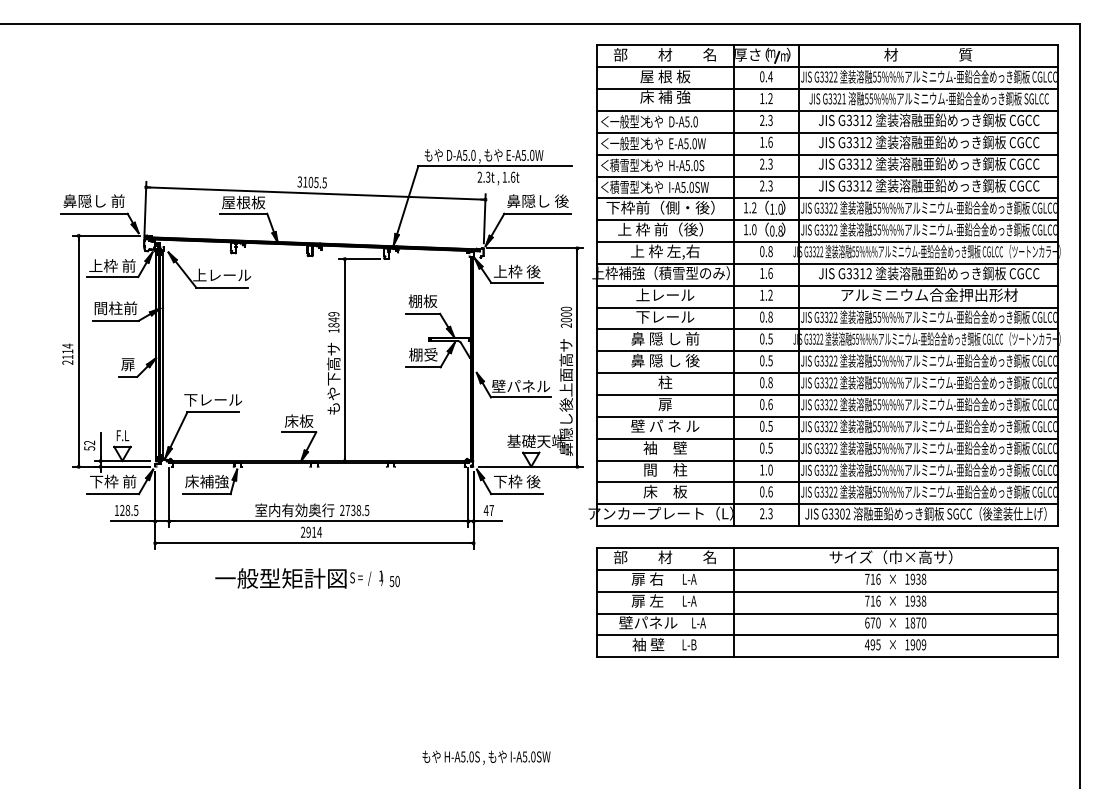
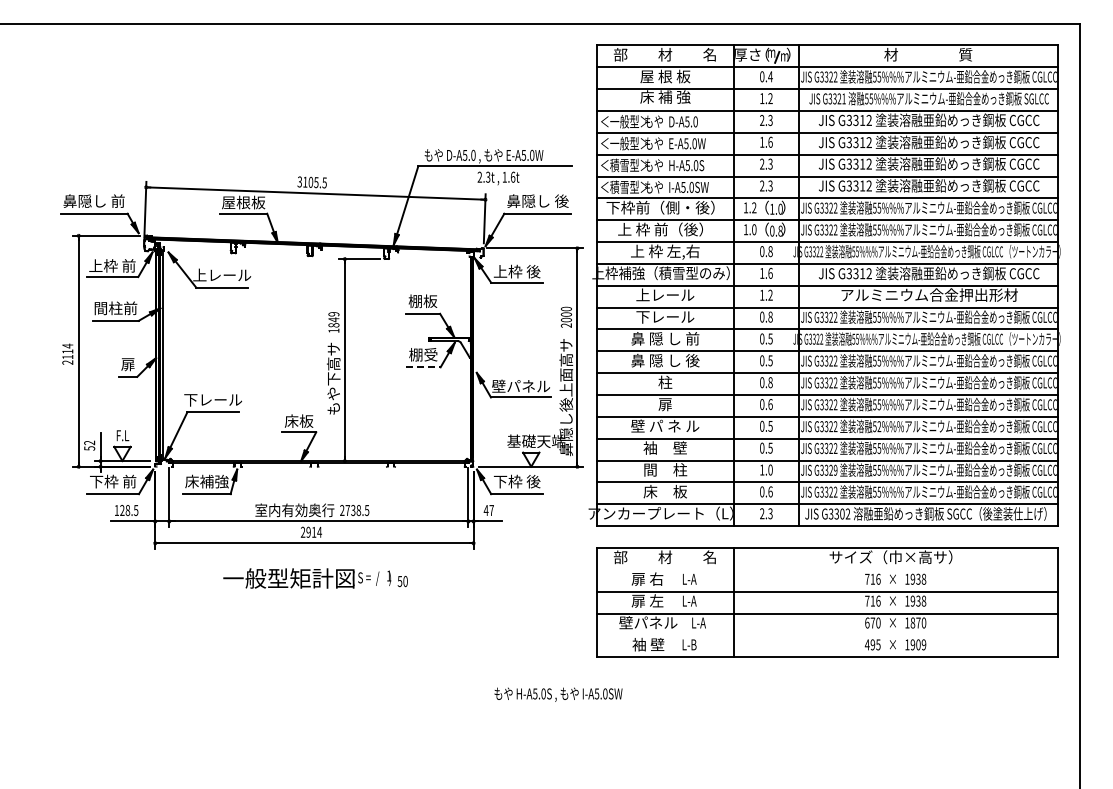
line: solid -> dashed (424, 367)
text: 55%%% -> 52%%% (879, 426)
text: G3322 -> G3329 (835, 470)
line: present -> none (827, 569)
text position: (307, 578) -> (315, 578) (315, 578)
line: present -> none (827, 635)
text position: (486, 757) -> (558, 694) (558, 694)
